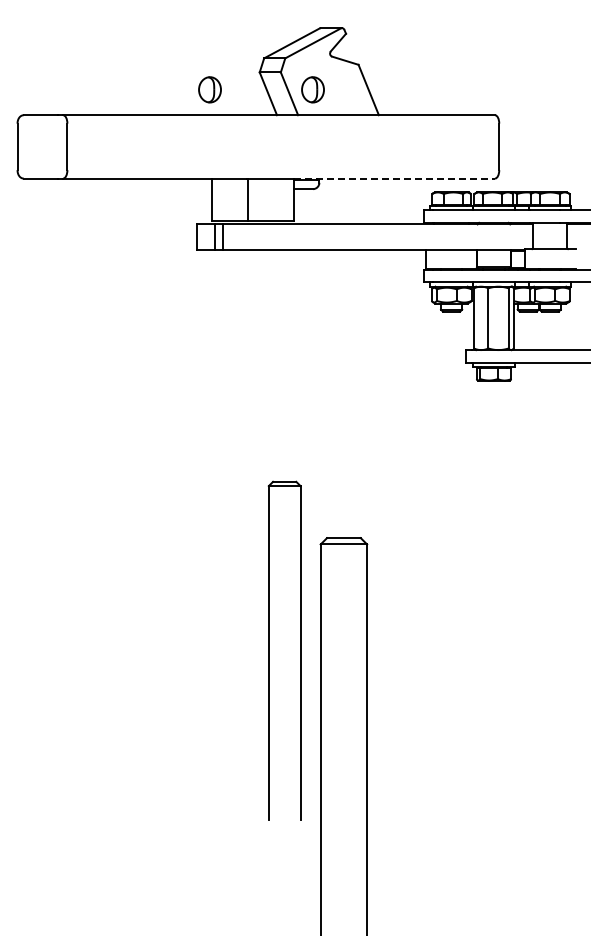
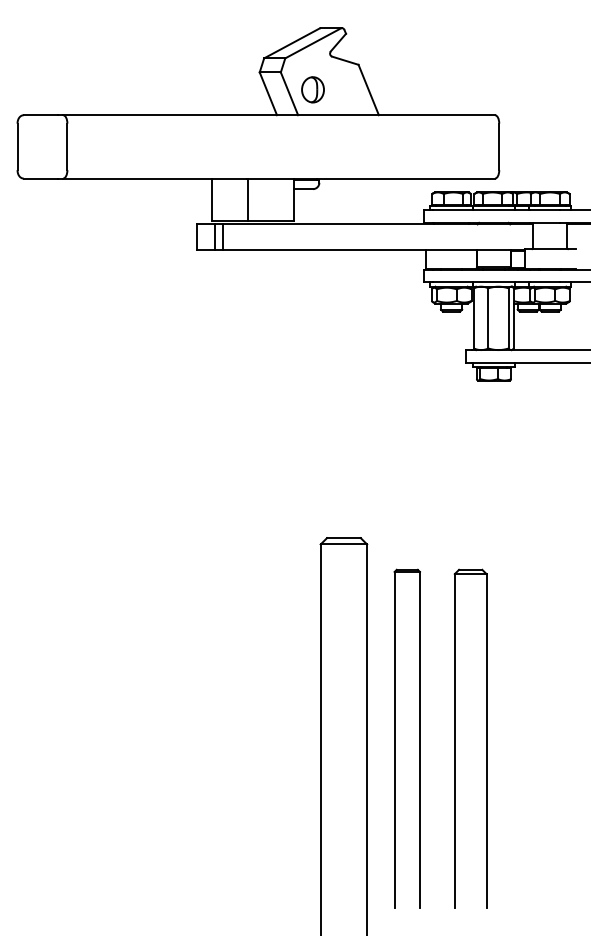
part: present -> none (209, 89)
line: dashed -> solid (394, 178)
part position: (269, 650) -> (455, 738) (455, 738)
part: none -> present (395, 738)
